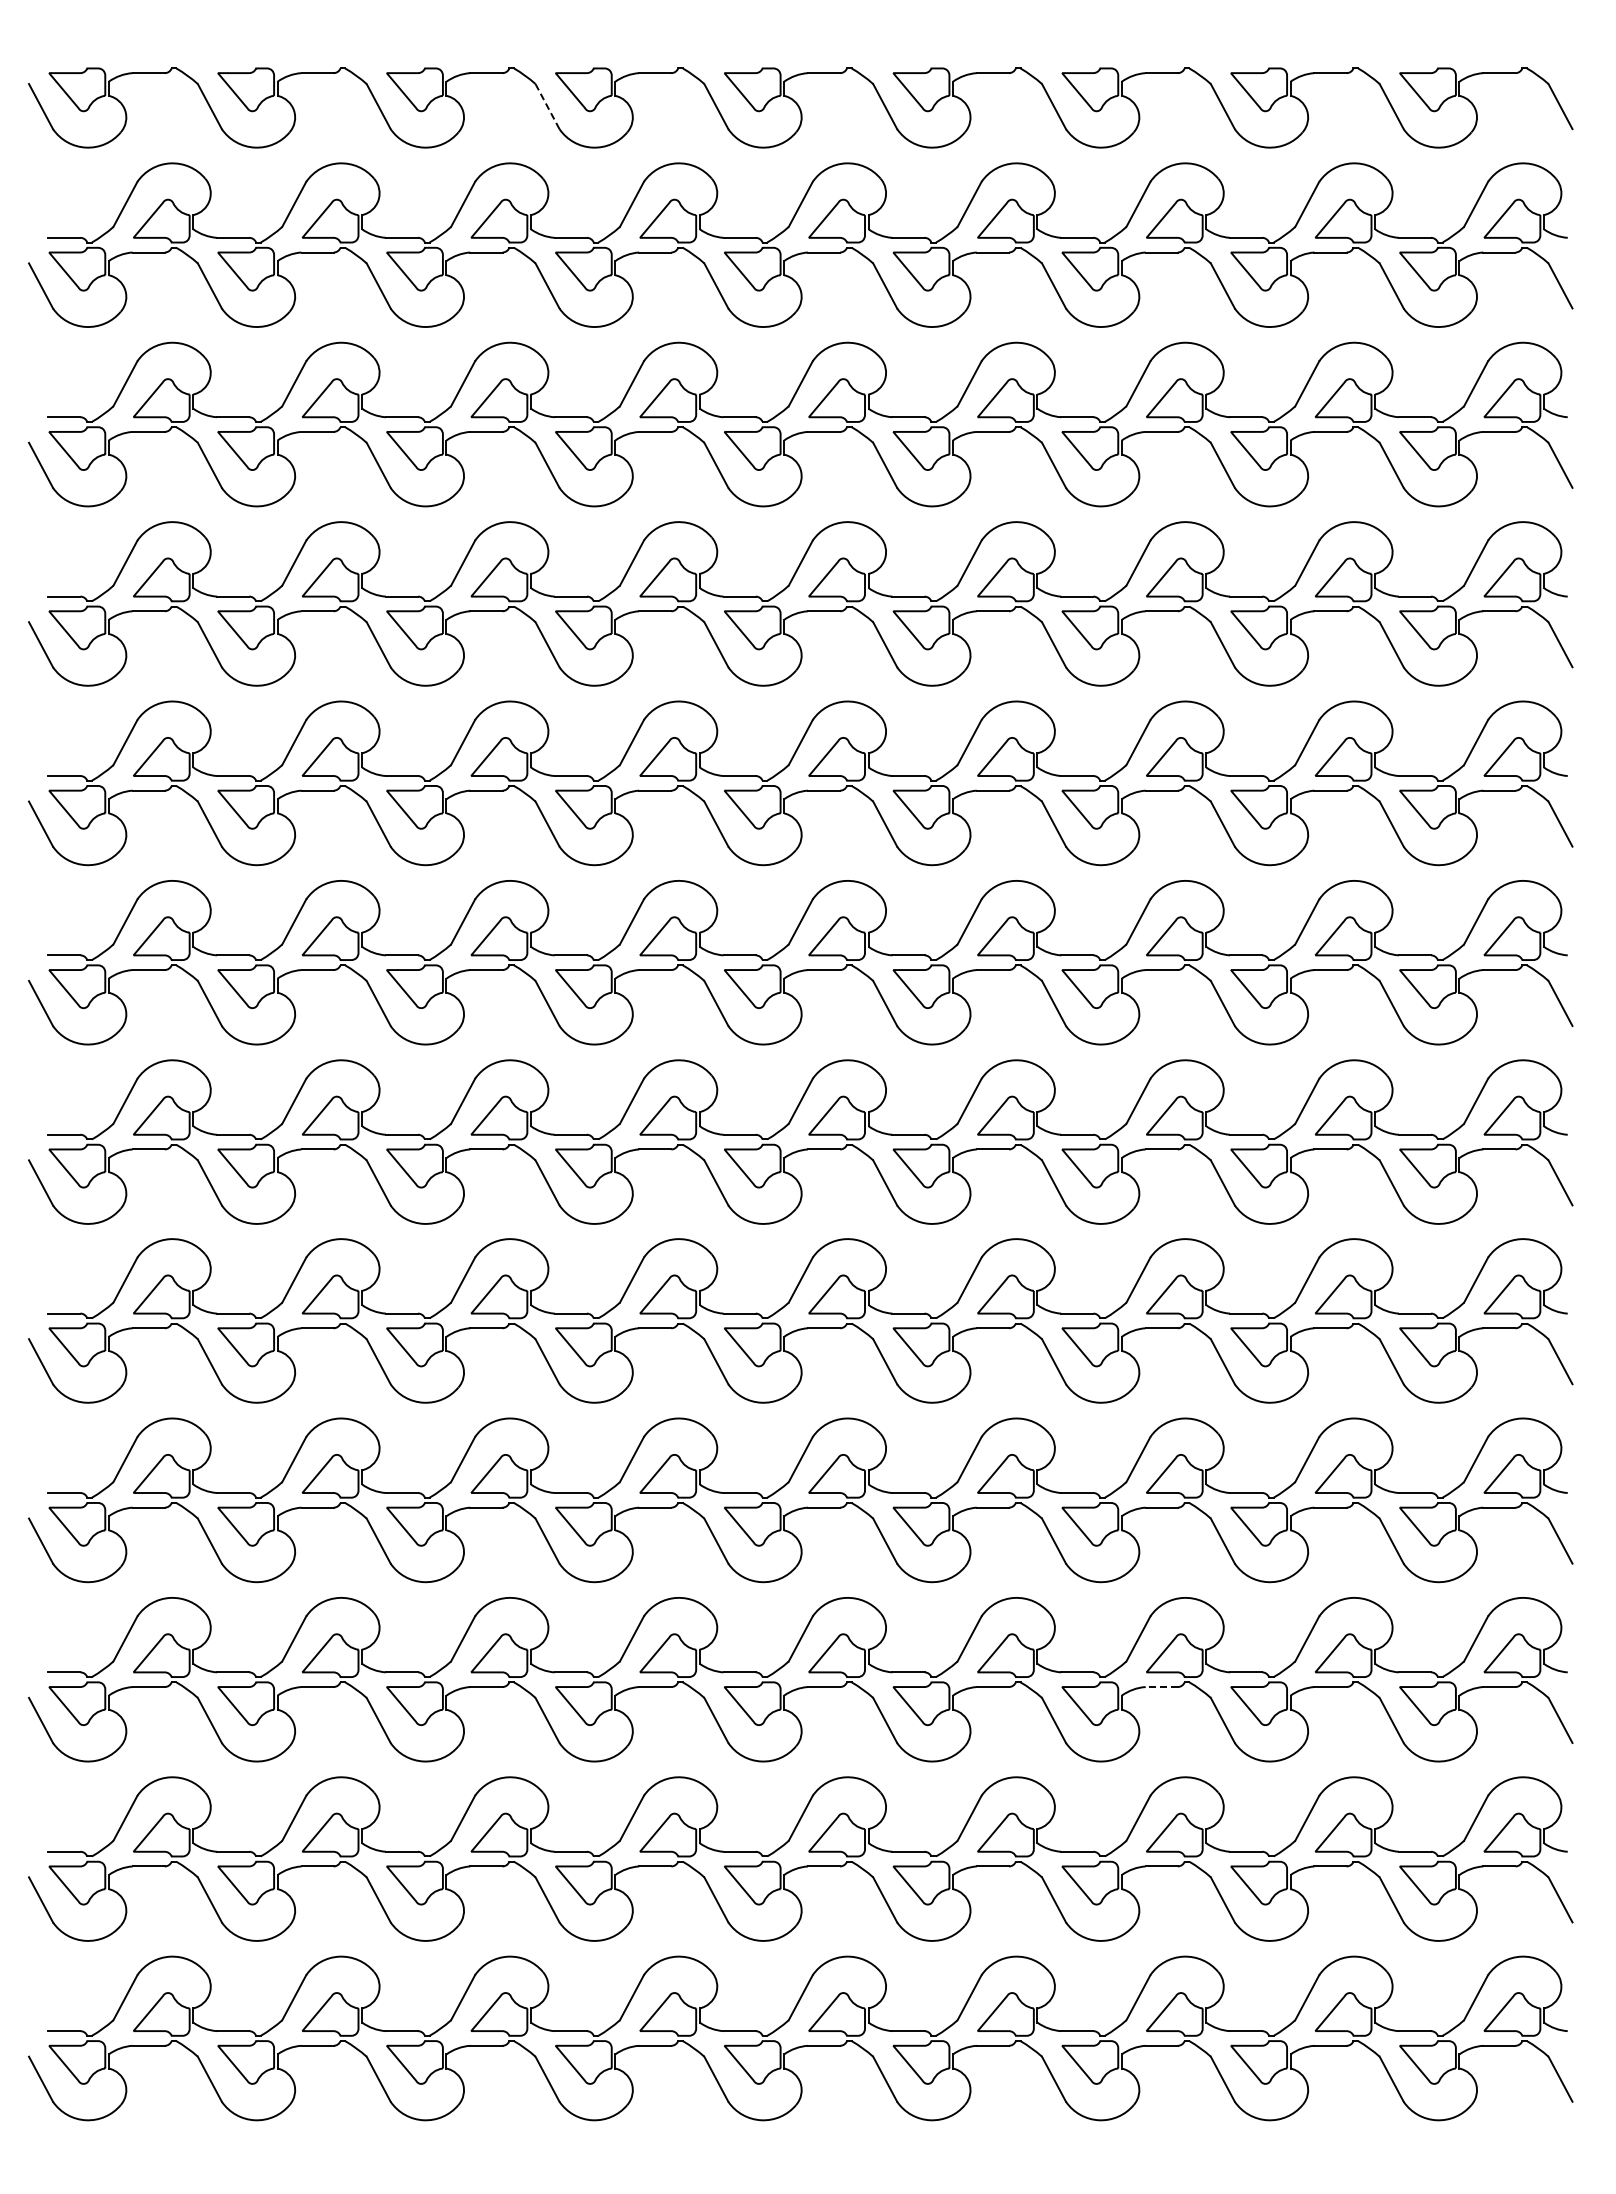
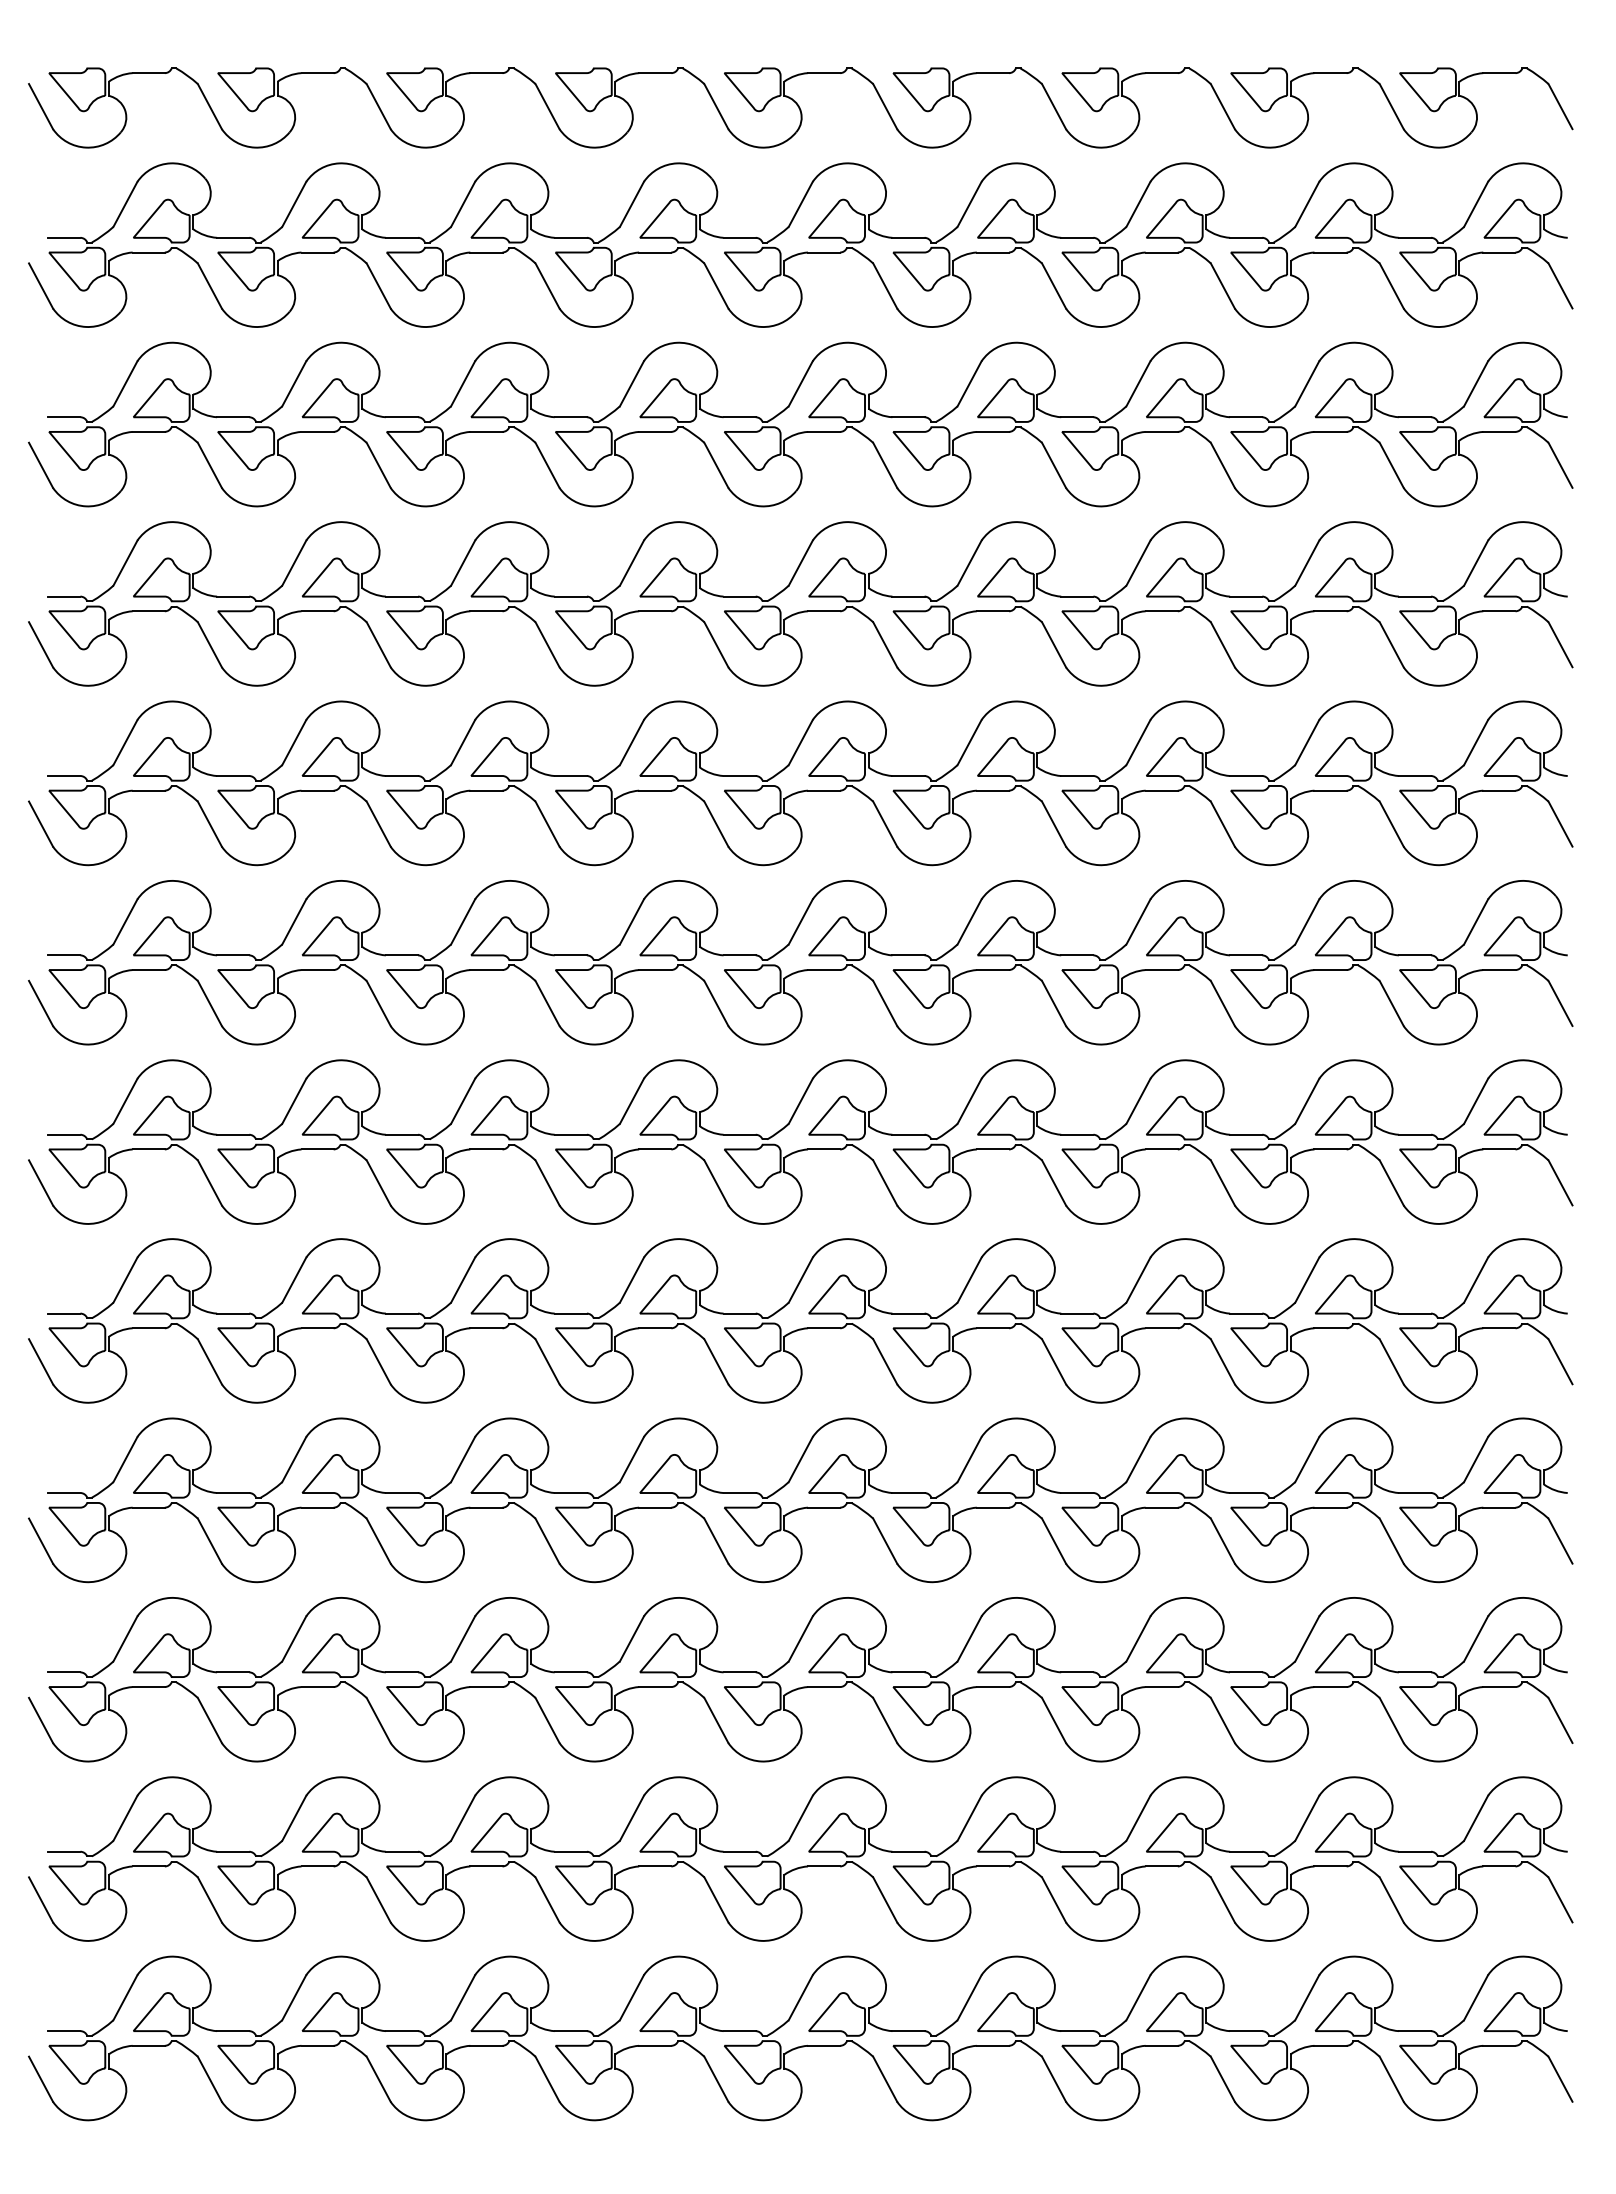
line: dashed -> solid (547, 106)
line: dashed -> solid (1161, 1687)
